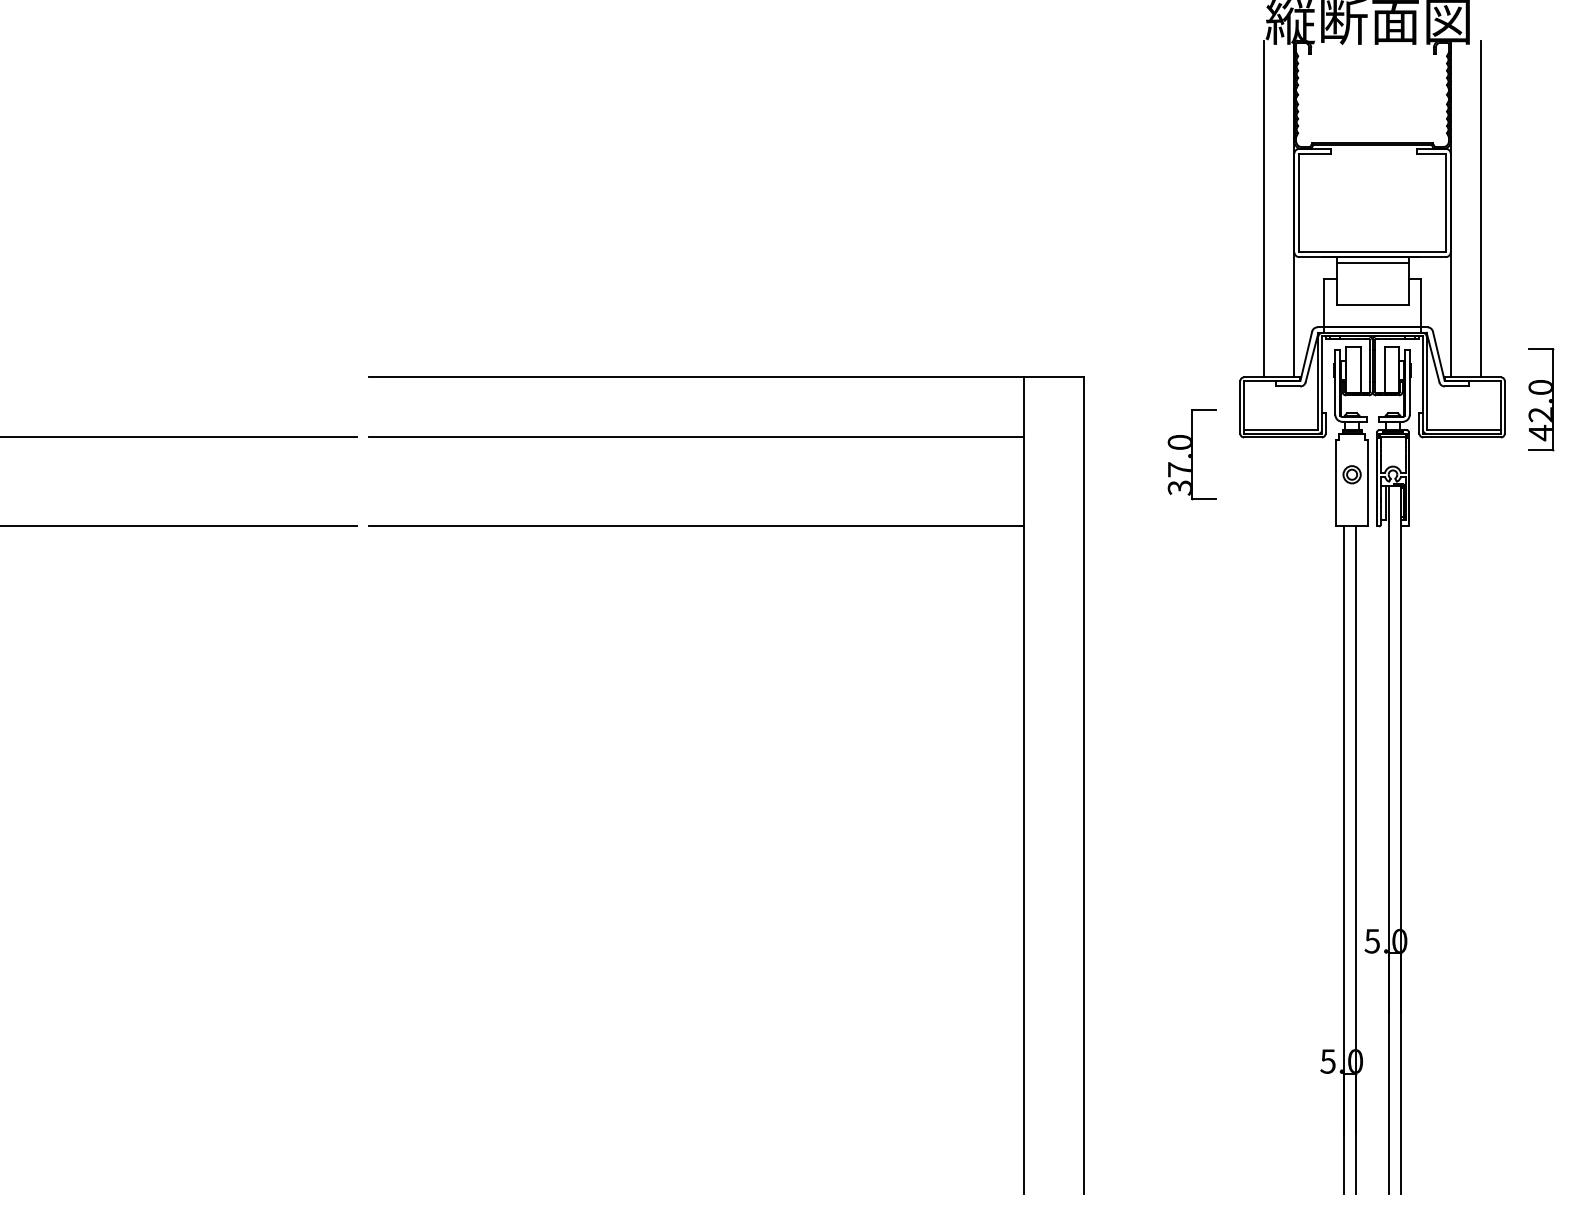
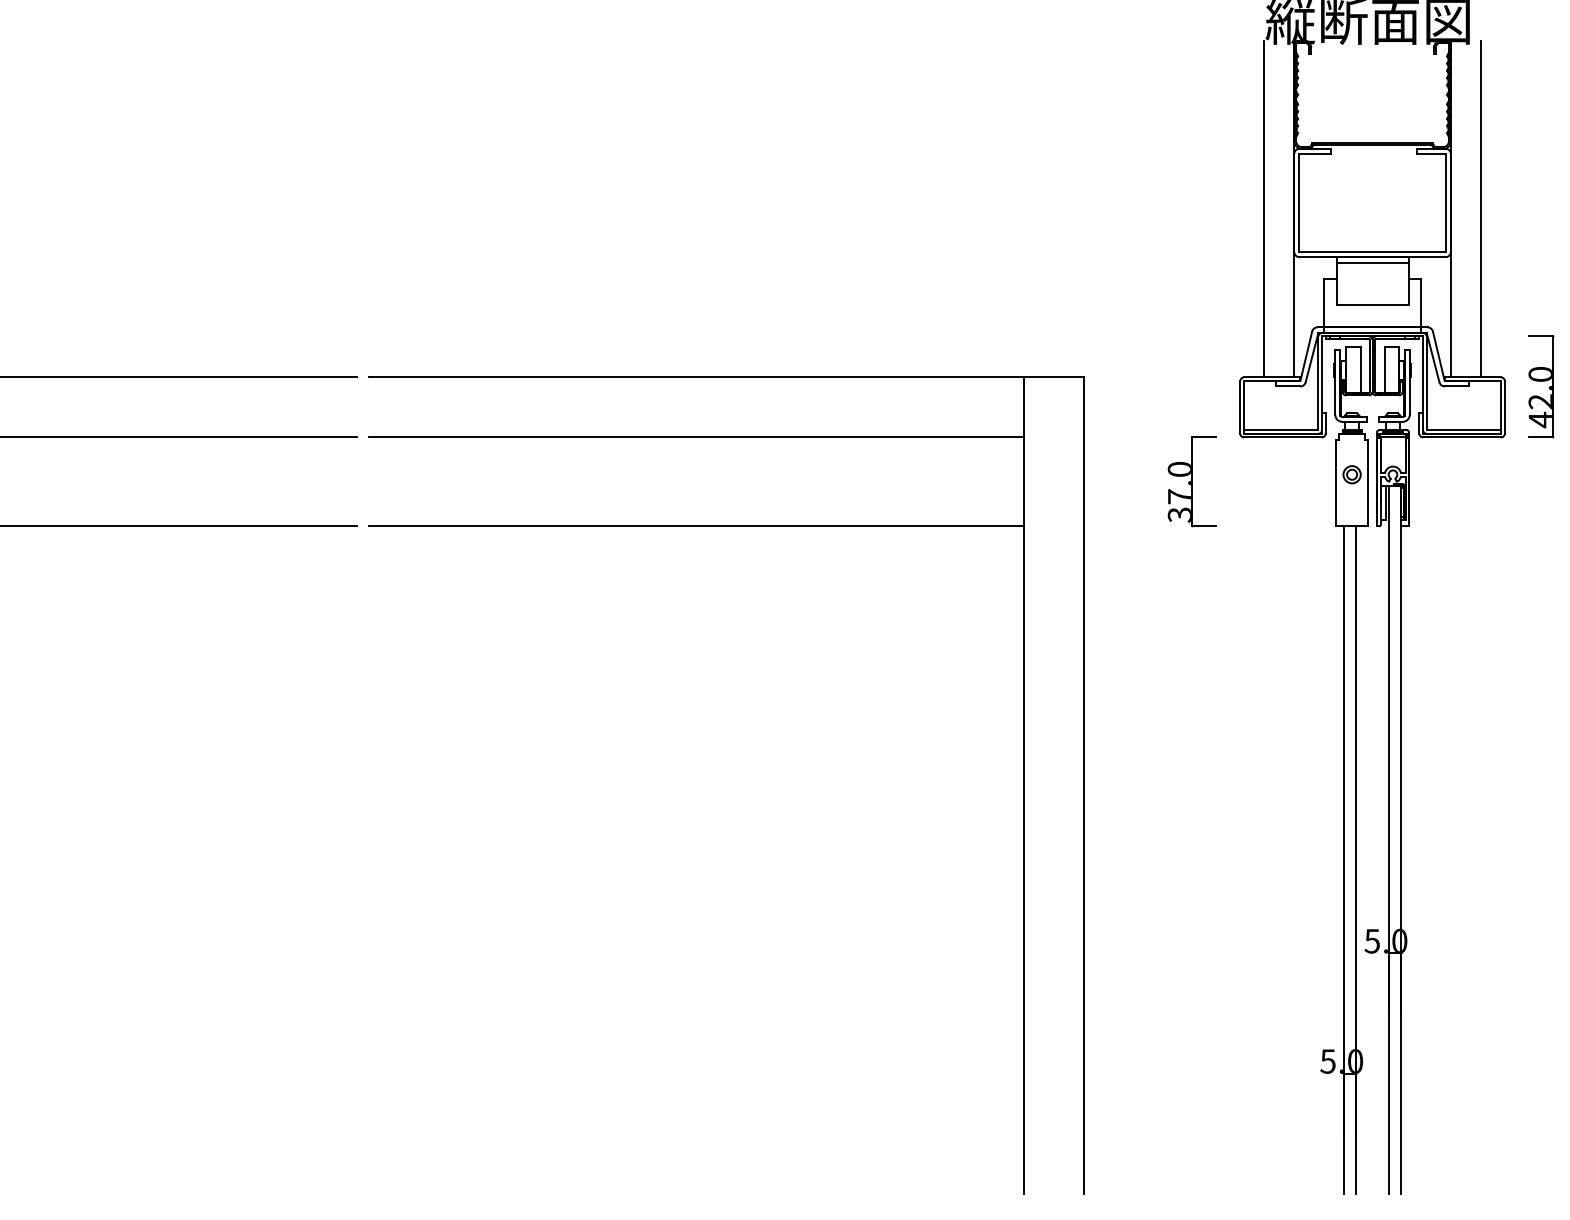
line: none -> present (179, 377)
part position: (1541, 399) -> (1541, 386) (1541, 386)
part position: (1191, 454) -> (1191, 481) (1191, 481)
